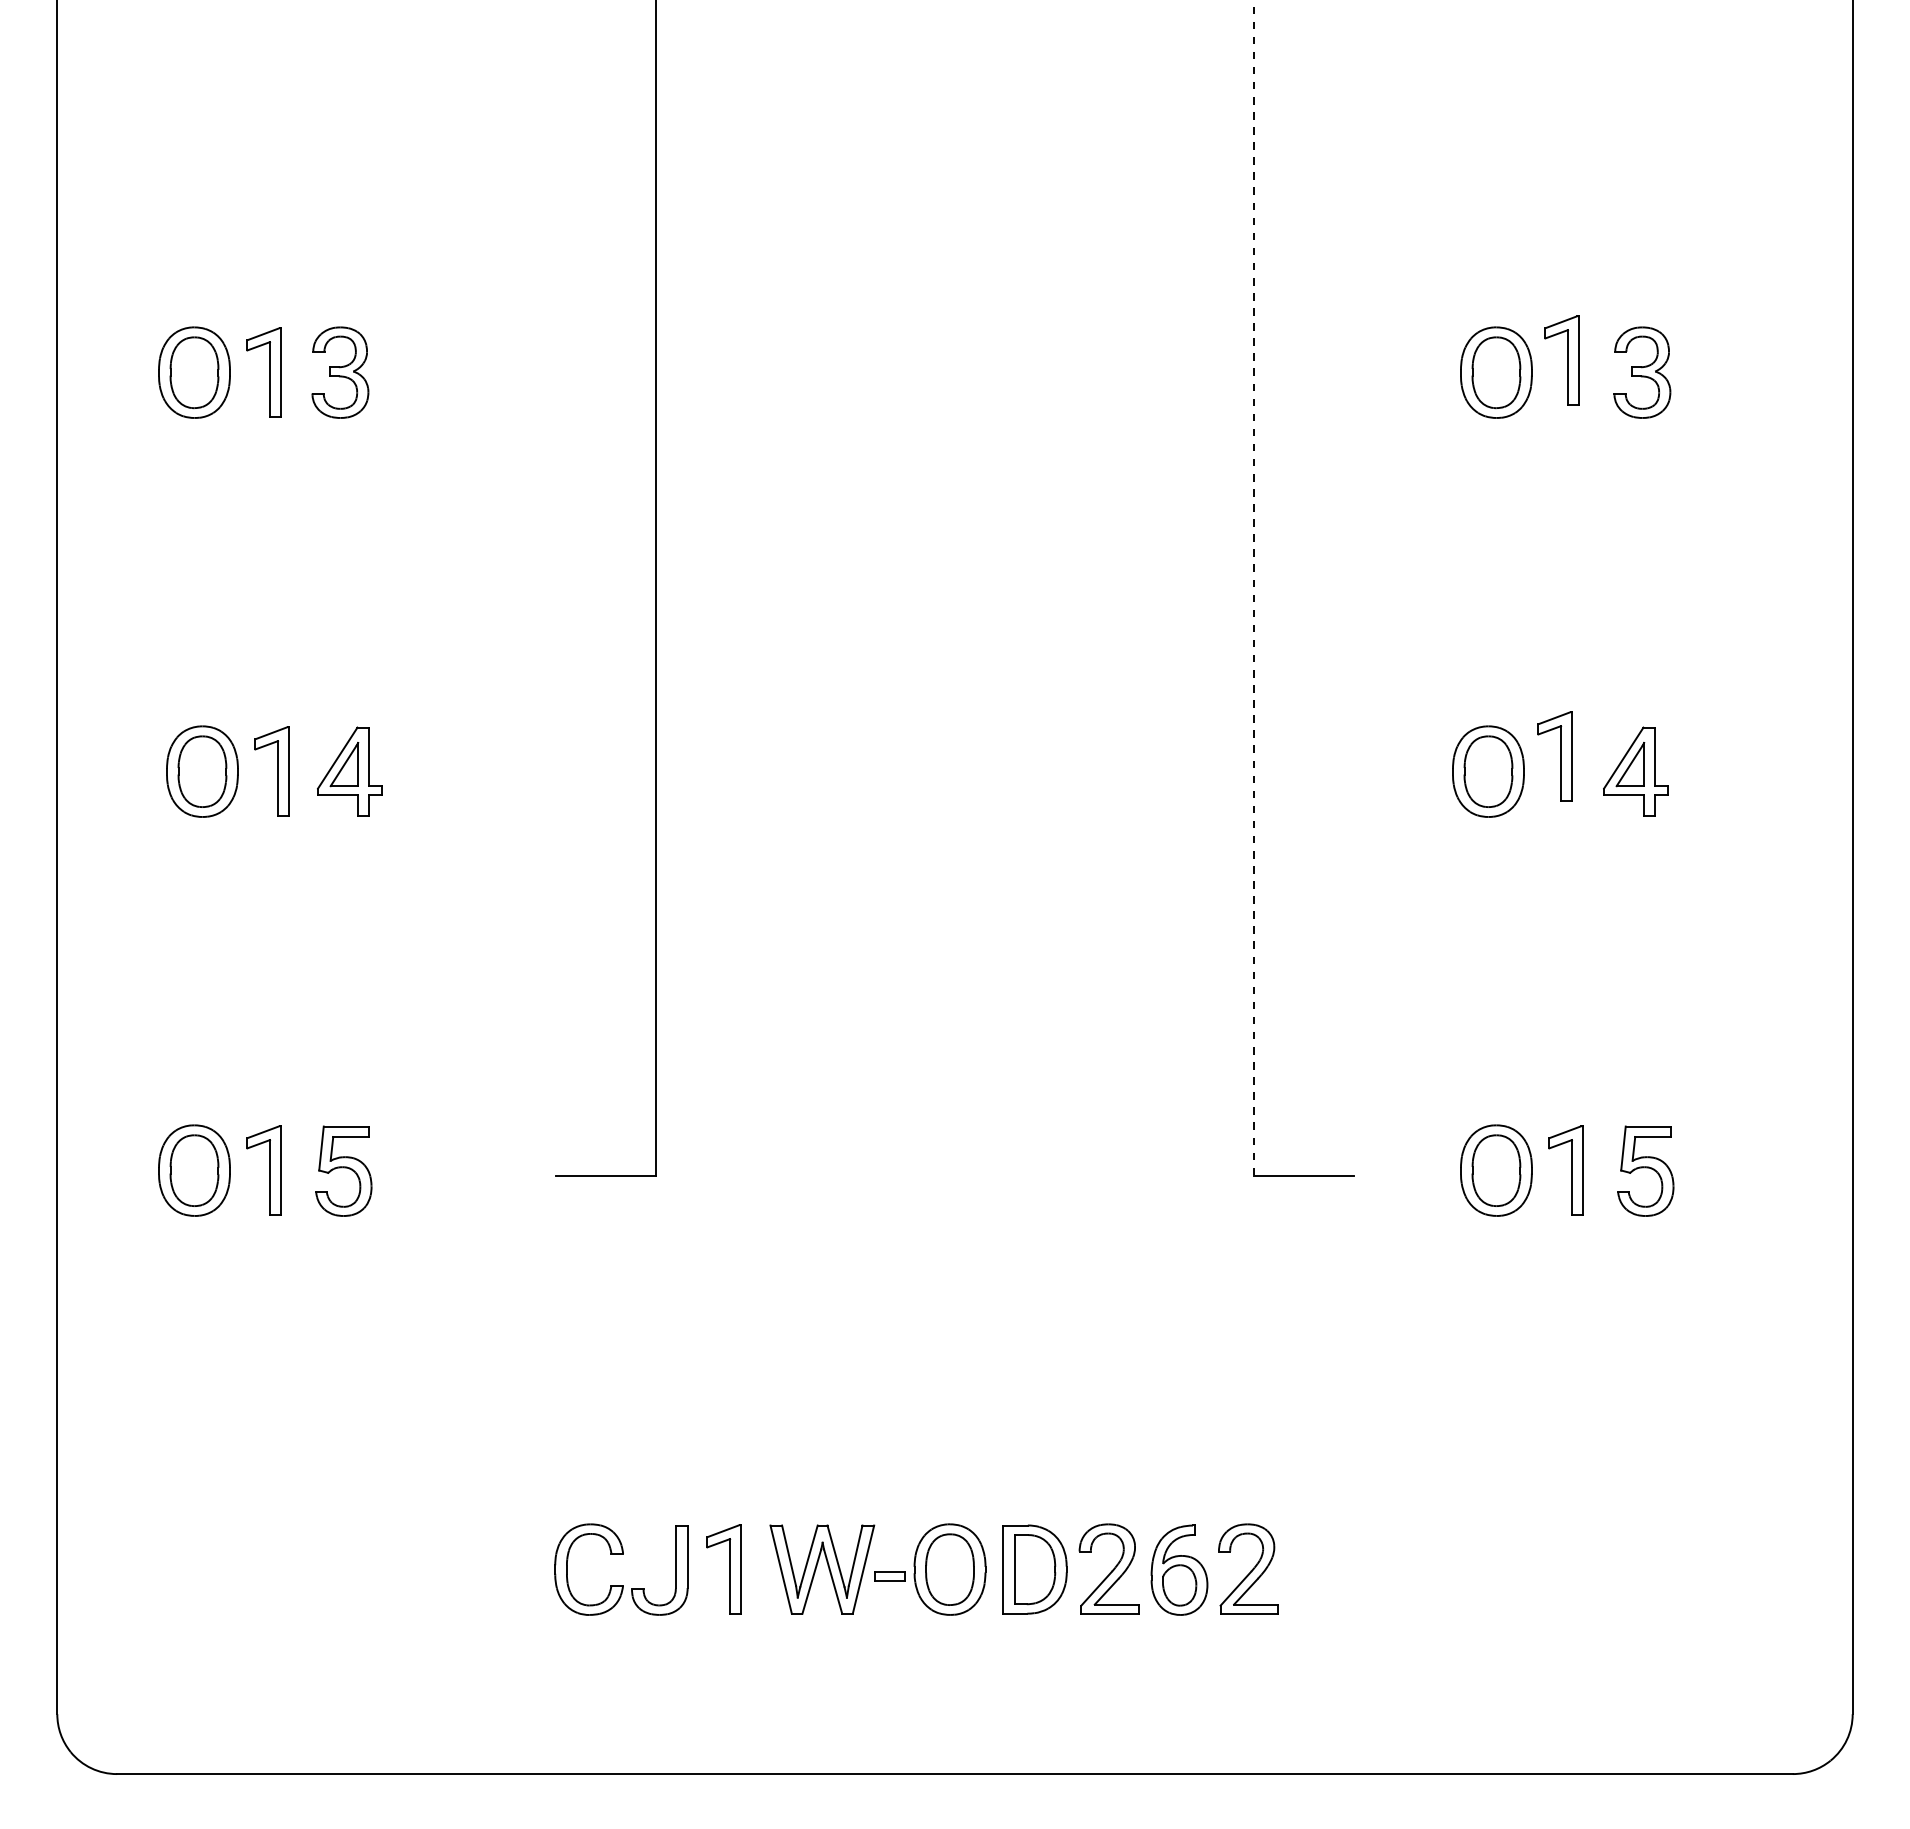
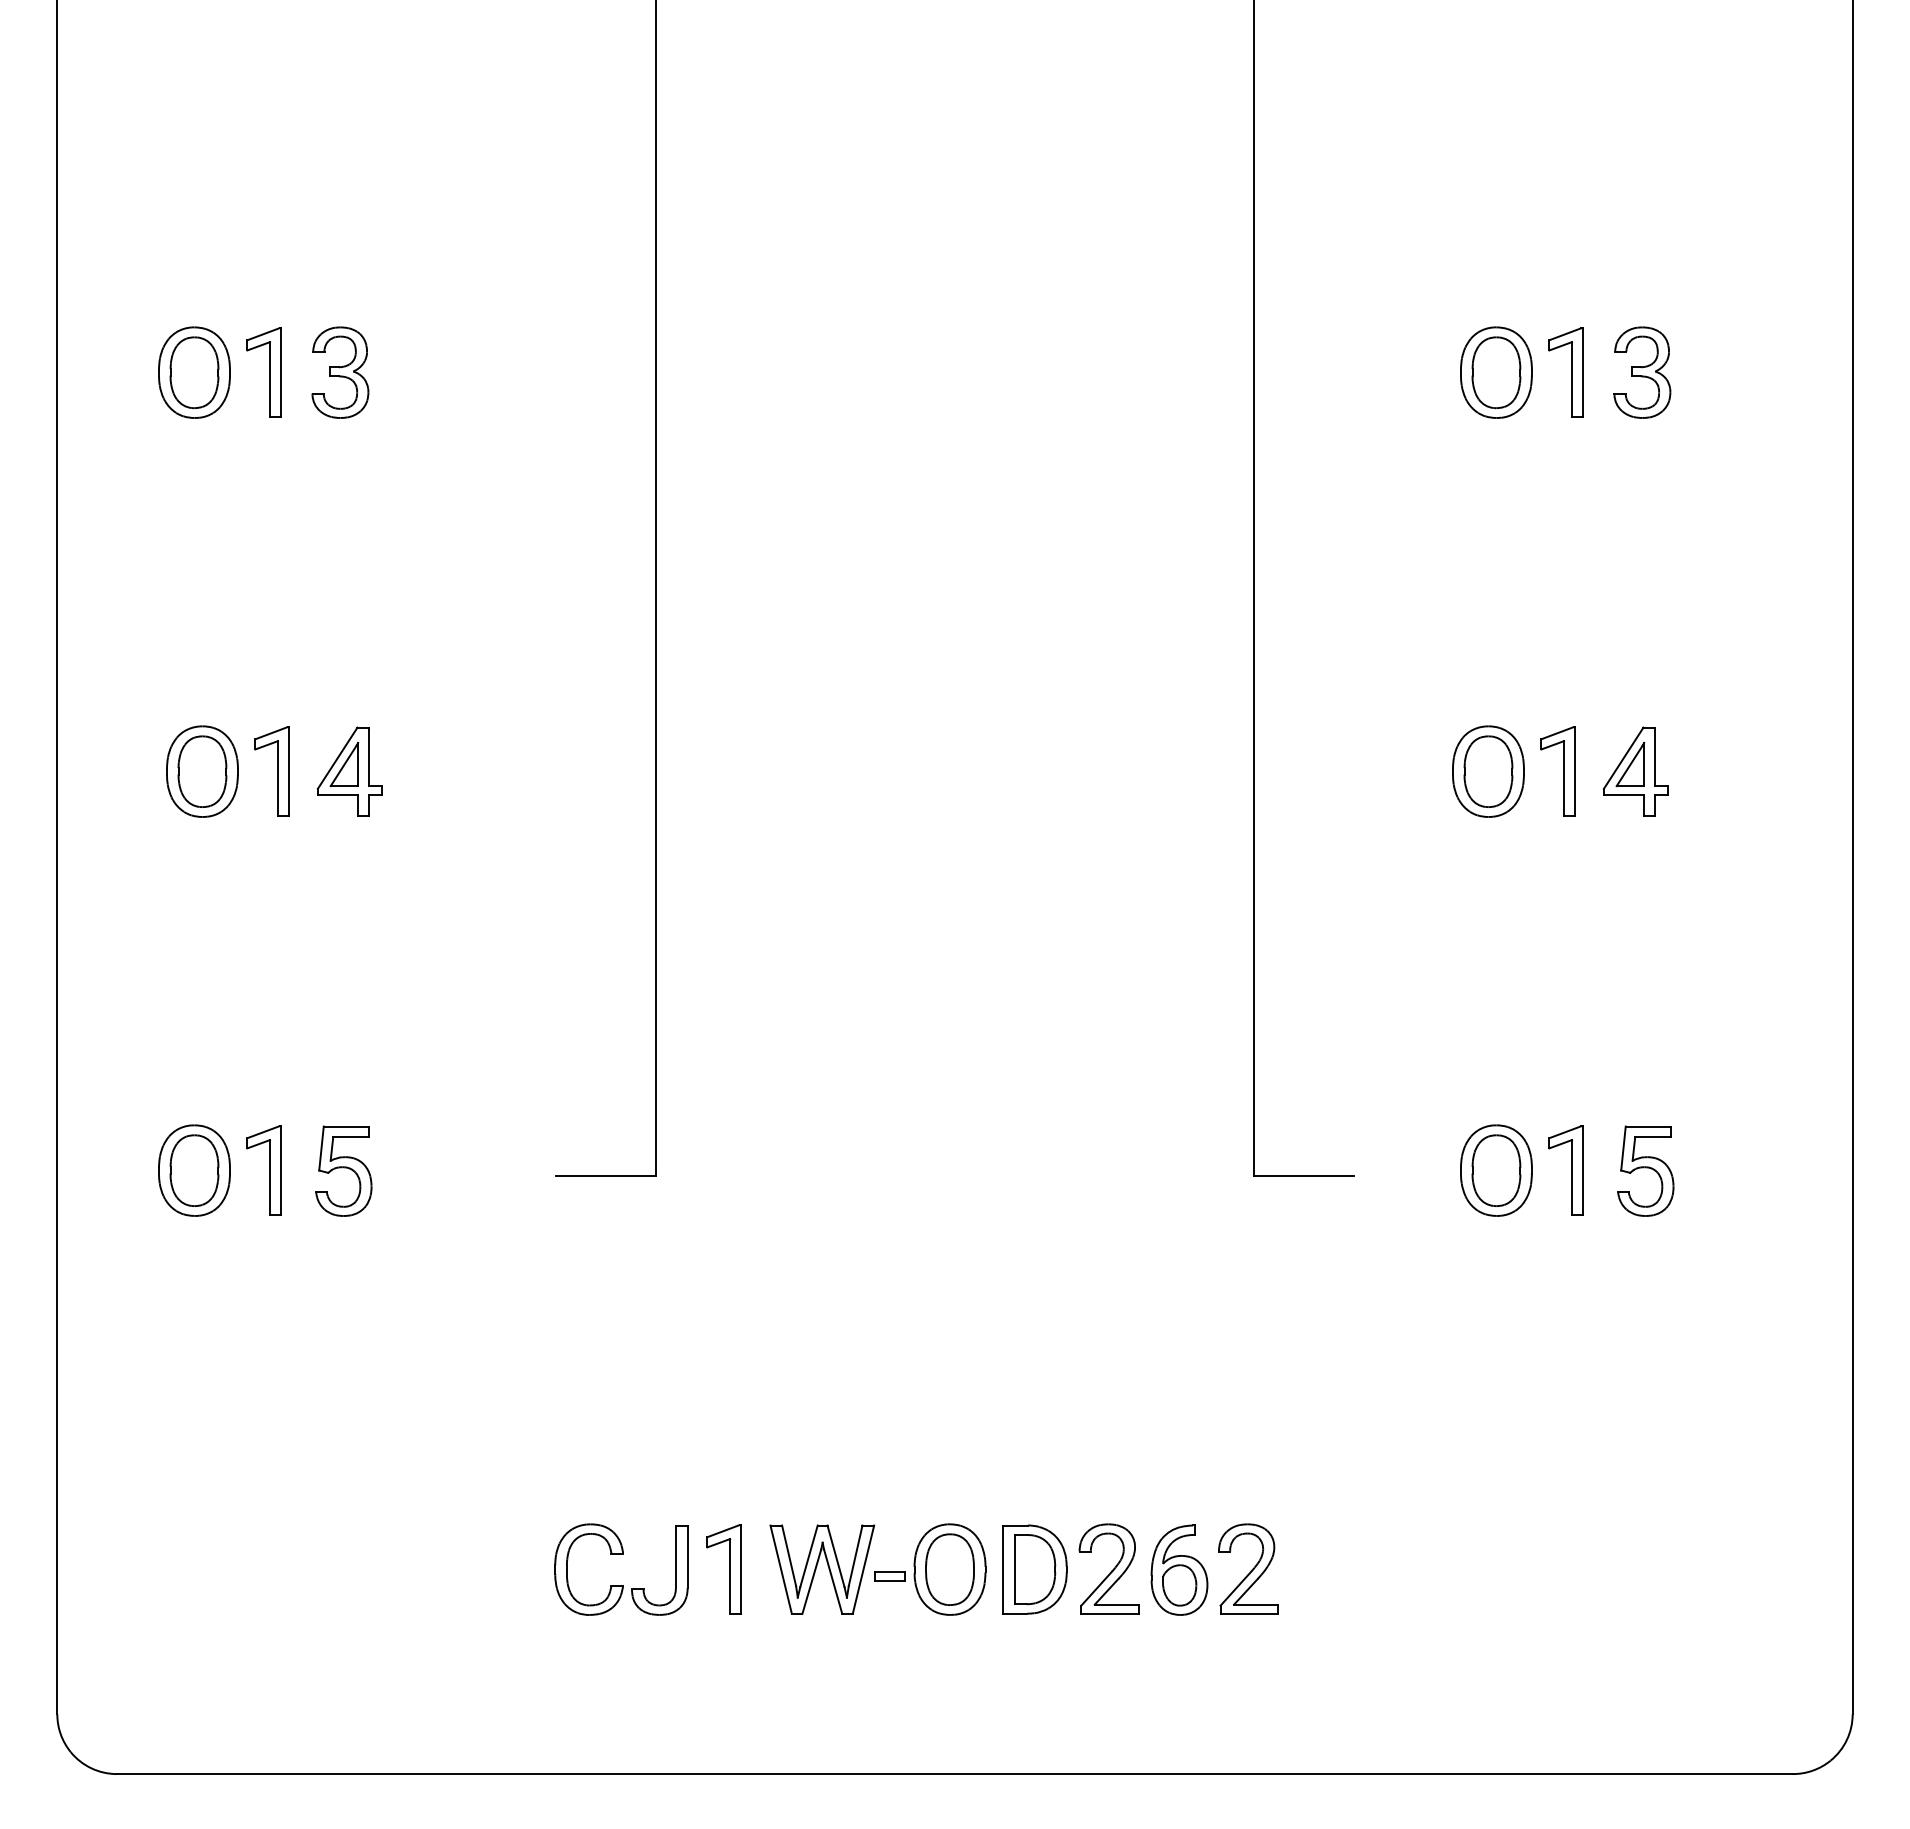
part position: (1561, 360) -> (1565, 372) (1565, 372)
line: dashed -> solid (1254, 588)
part position: (1554, 756) -> (1557, 771) (1557, 771)
